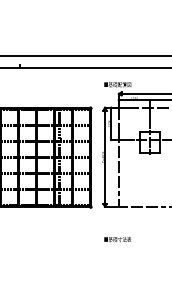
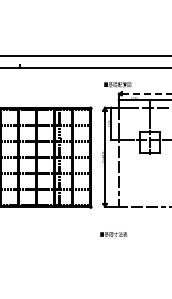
line: solid -> dashed (146, 93)
text position: (117, 239) -> (113, 234) (113, 234)
